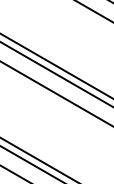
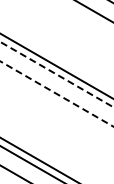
line: solid -> dashed (57, 74)
line: solid -> dashed (56, 93)
